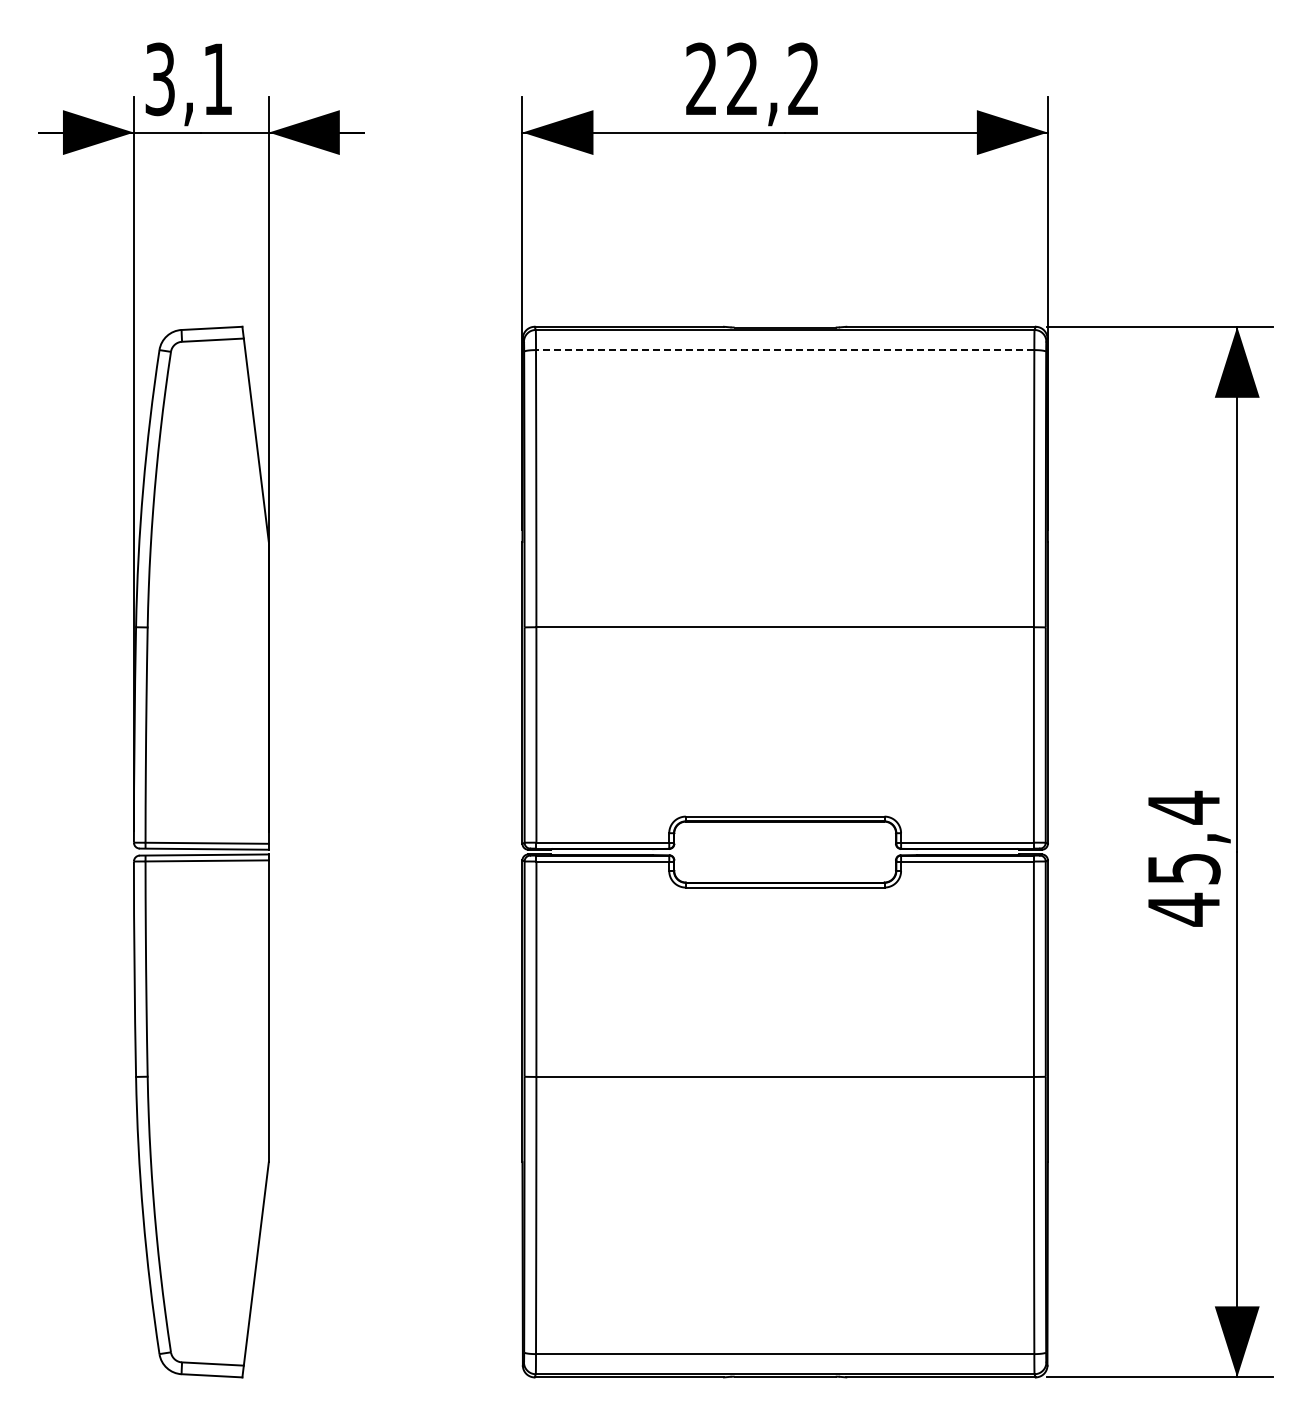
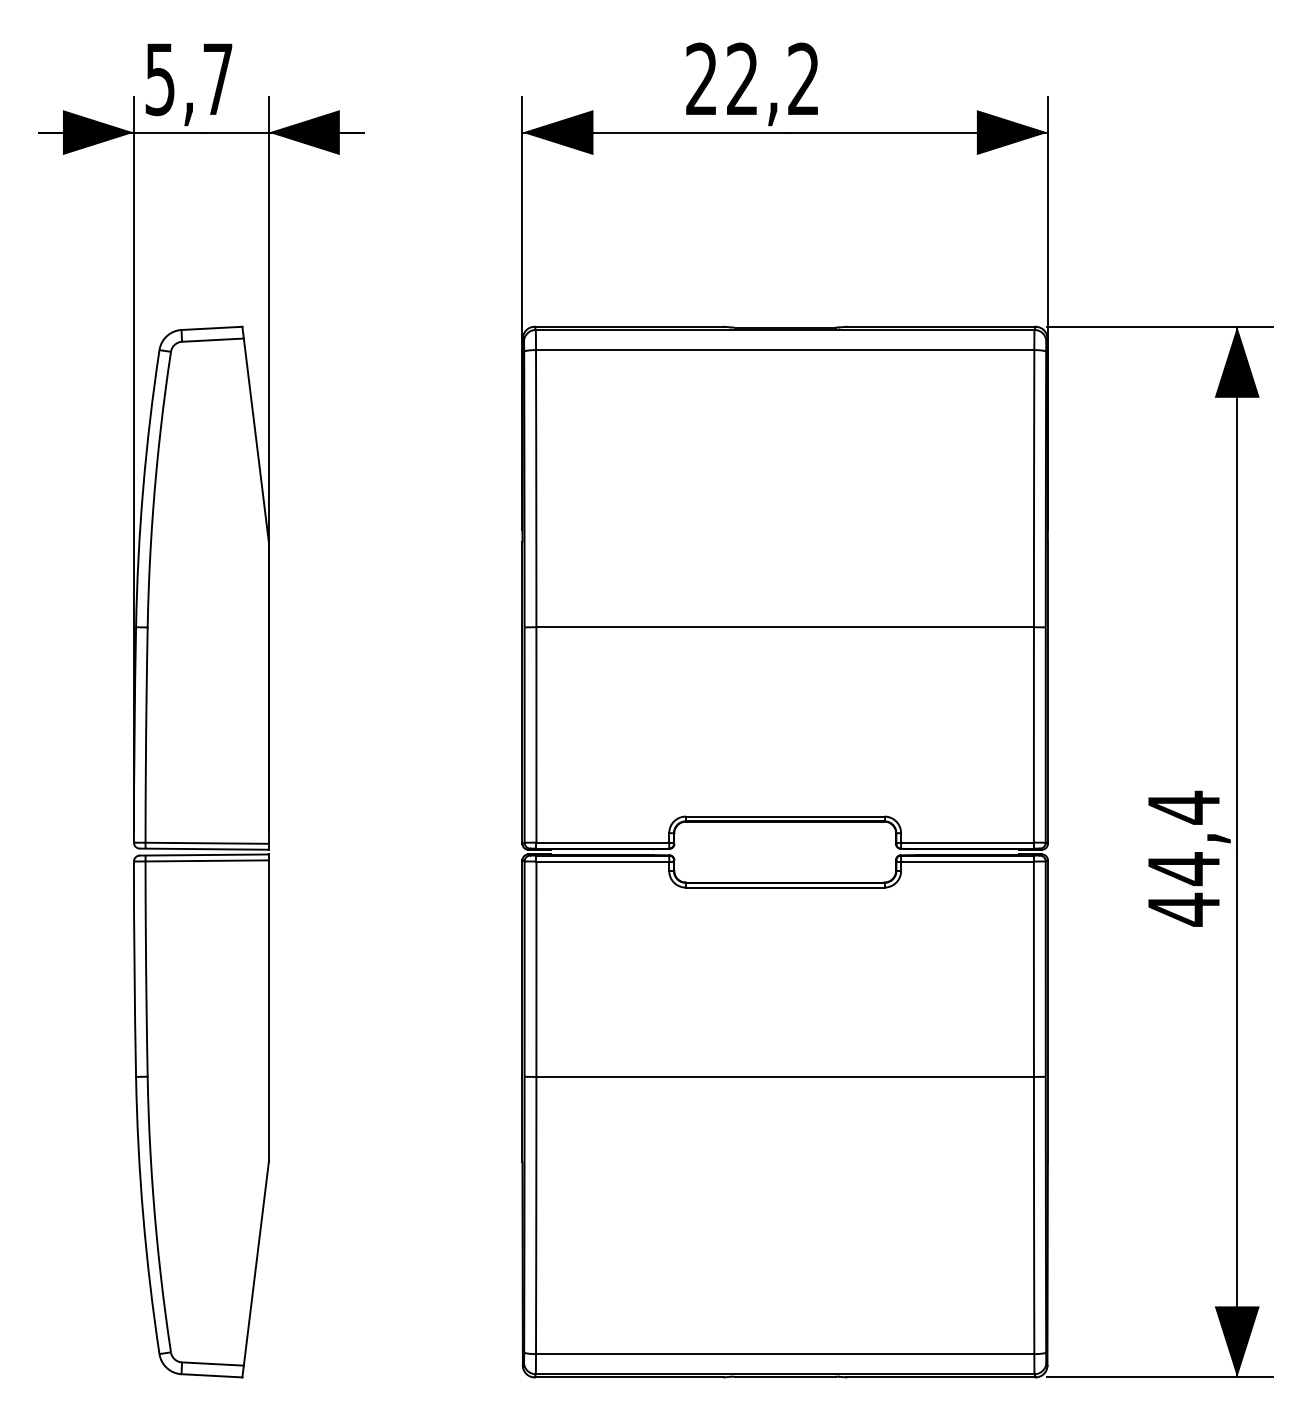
text: 3,1 -> 5,7 (189, 78)
line: dashed -> solid (784, 350)
text: 45,4 -> 44,4 (1184, 869)
